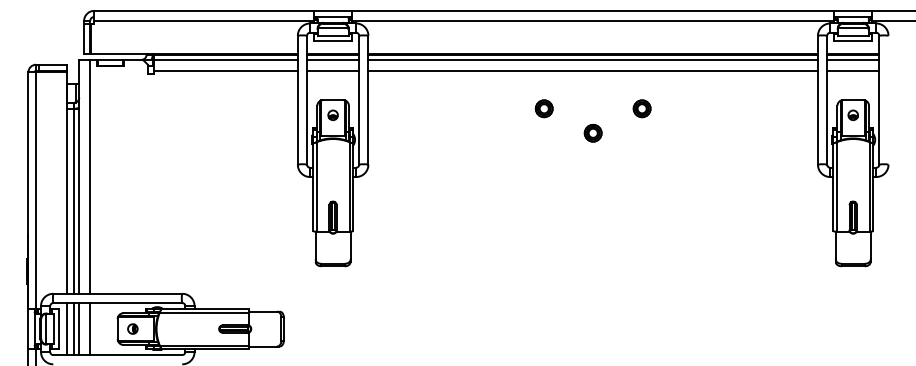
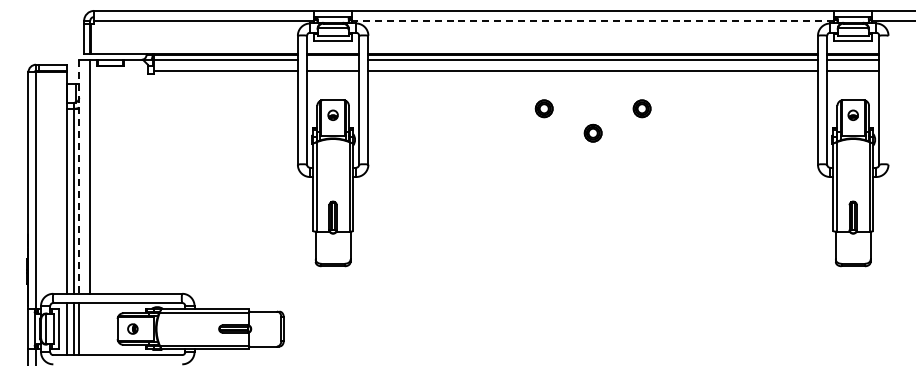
line: solid -> dashed (593, 20)
line: present -> none (333, 59)
line: solid -> dashed (79, 176)
line: present -> none (90, 329)
